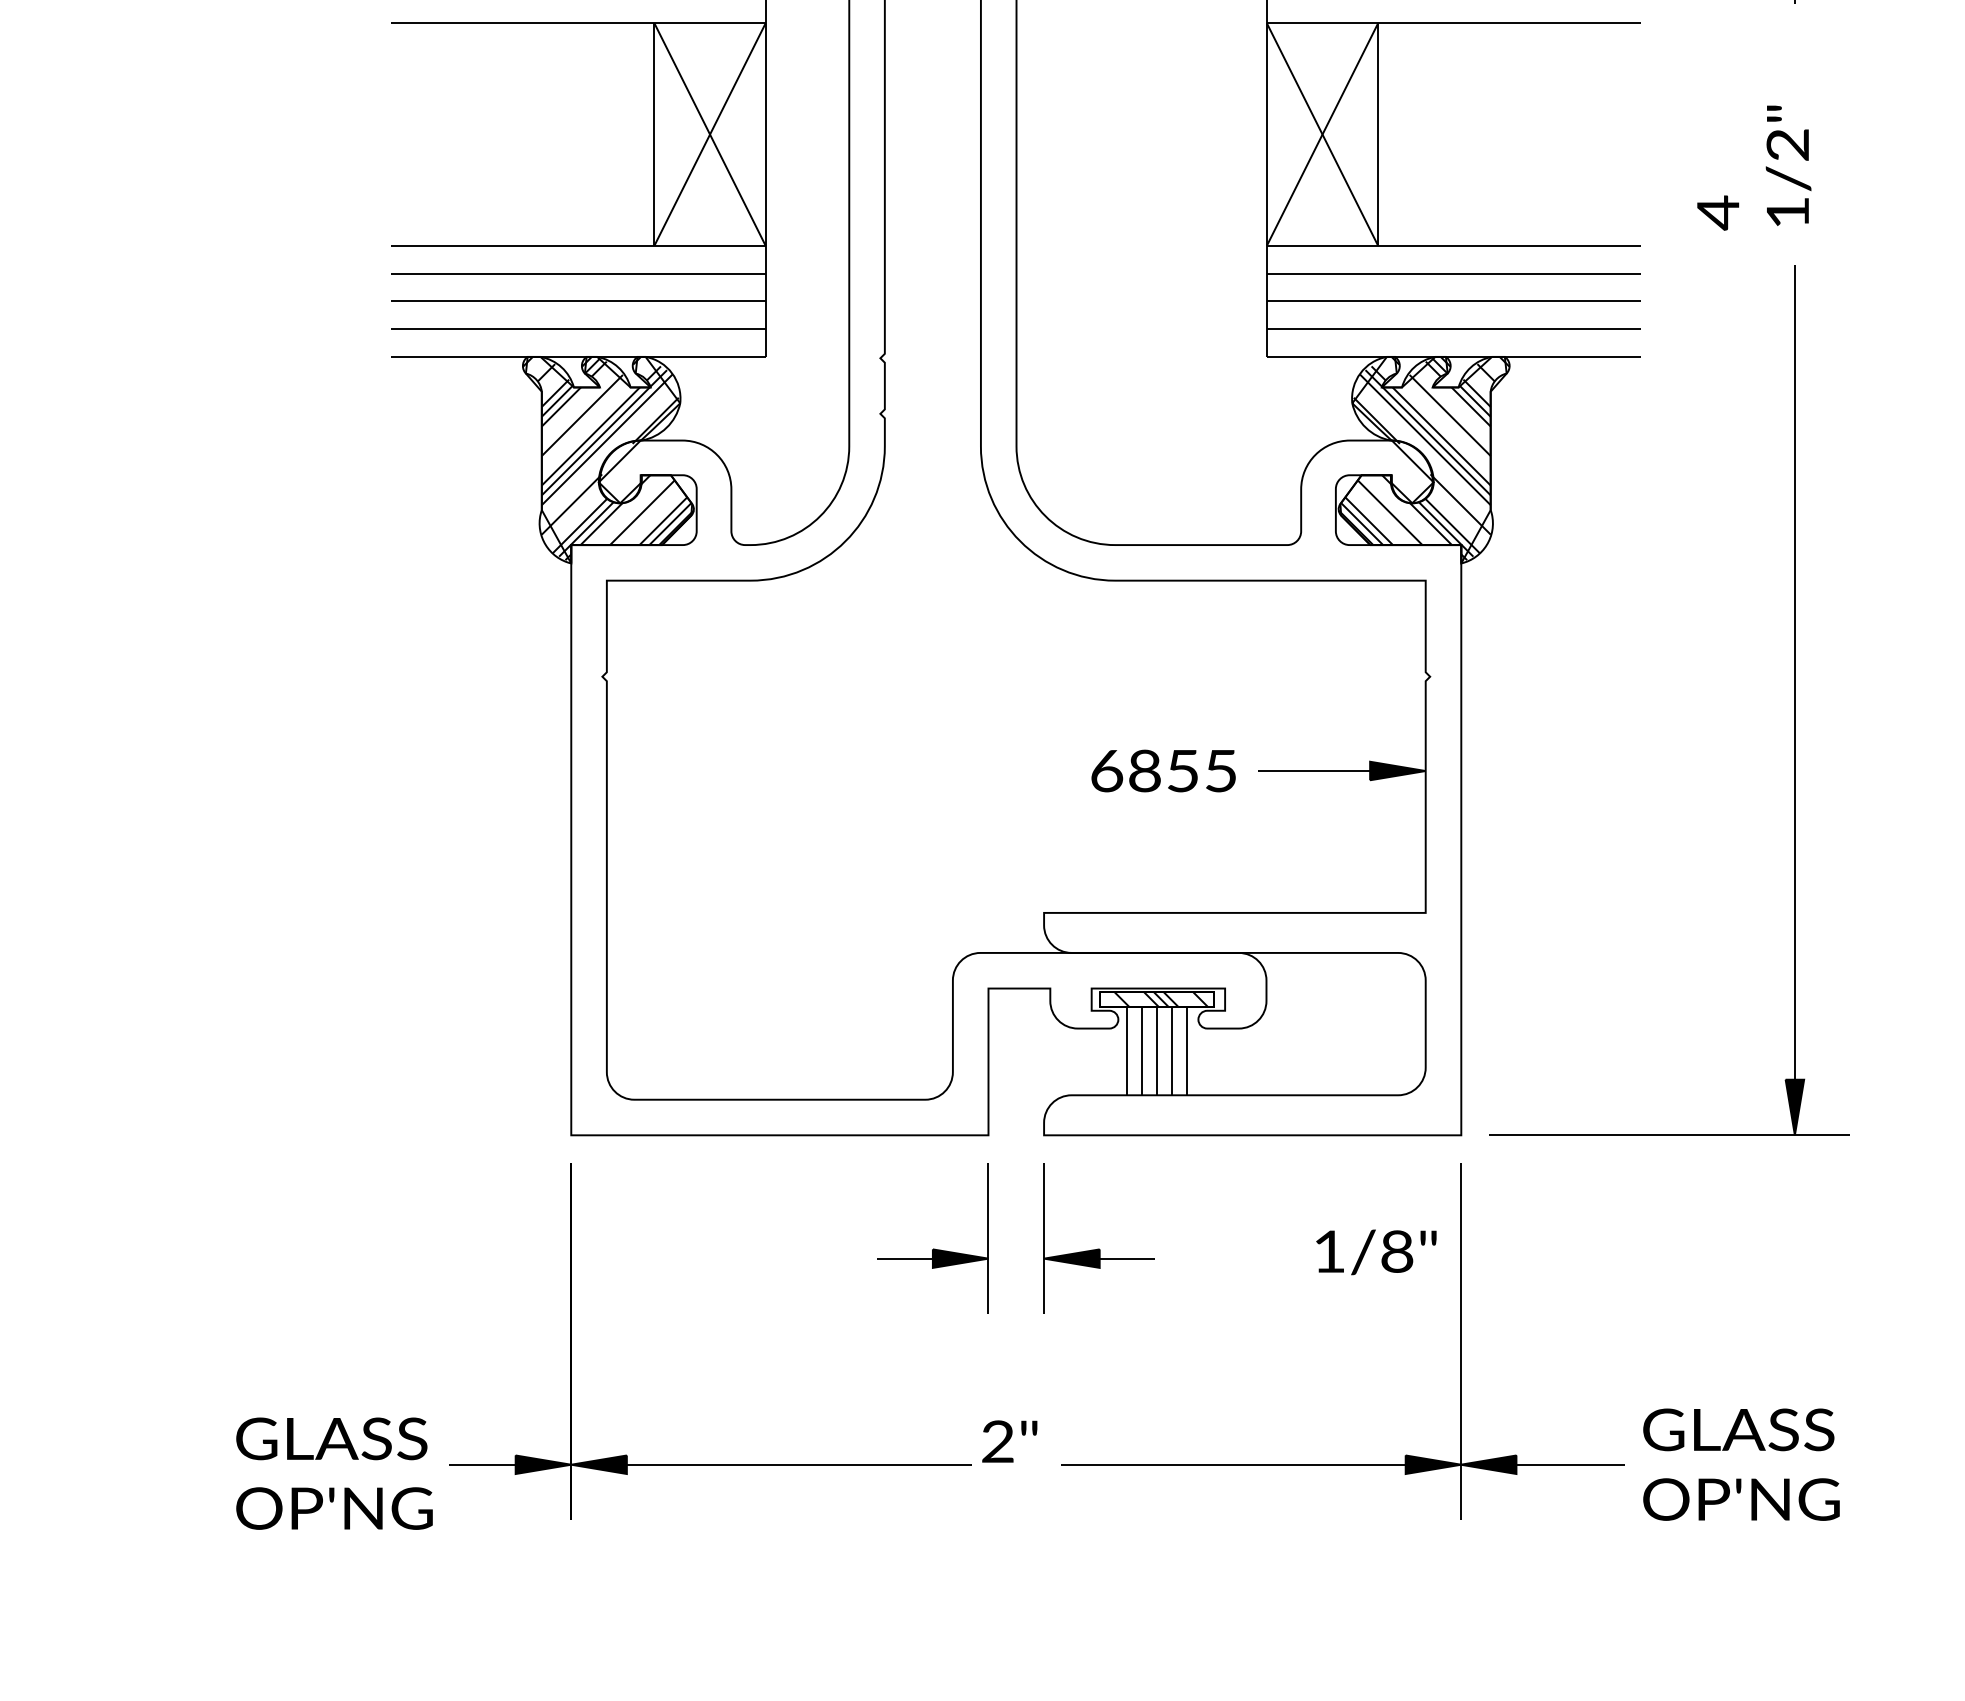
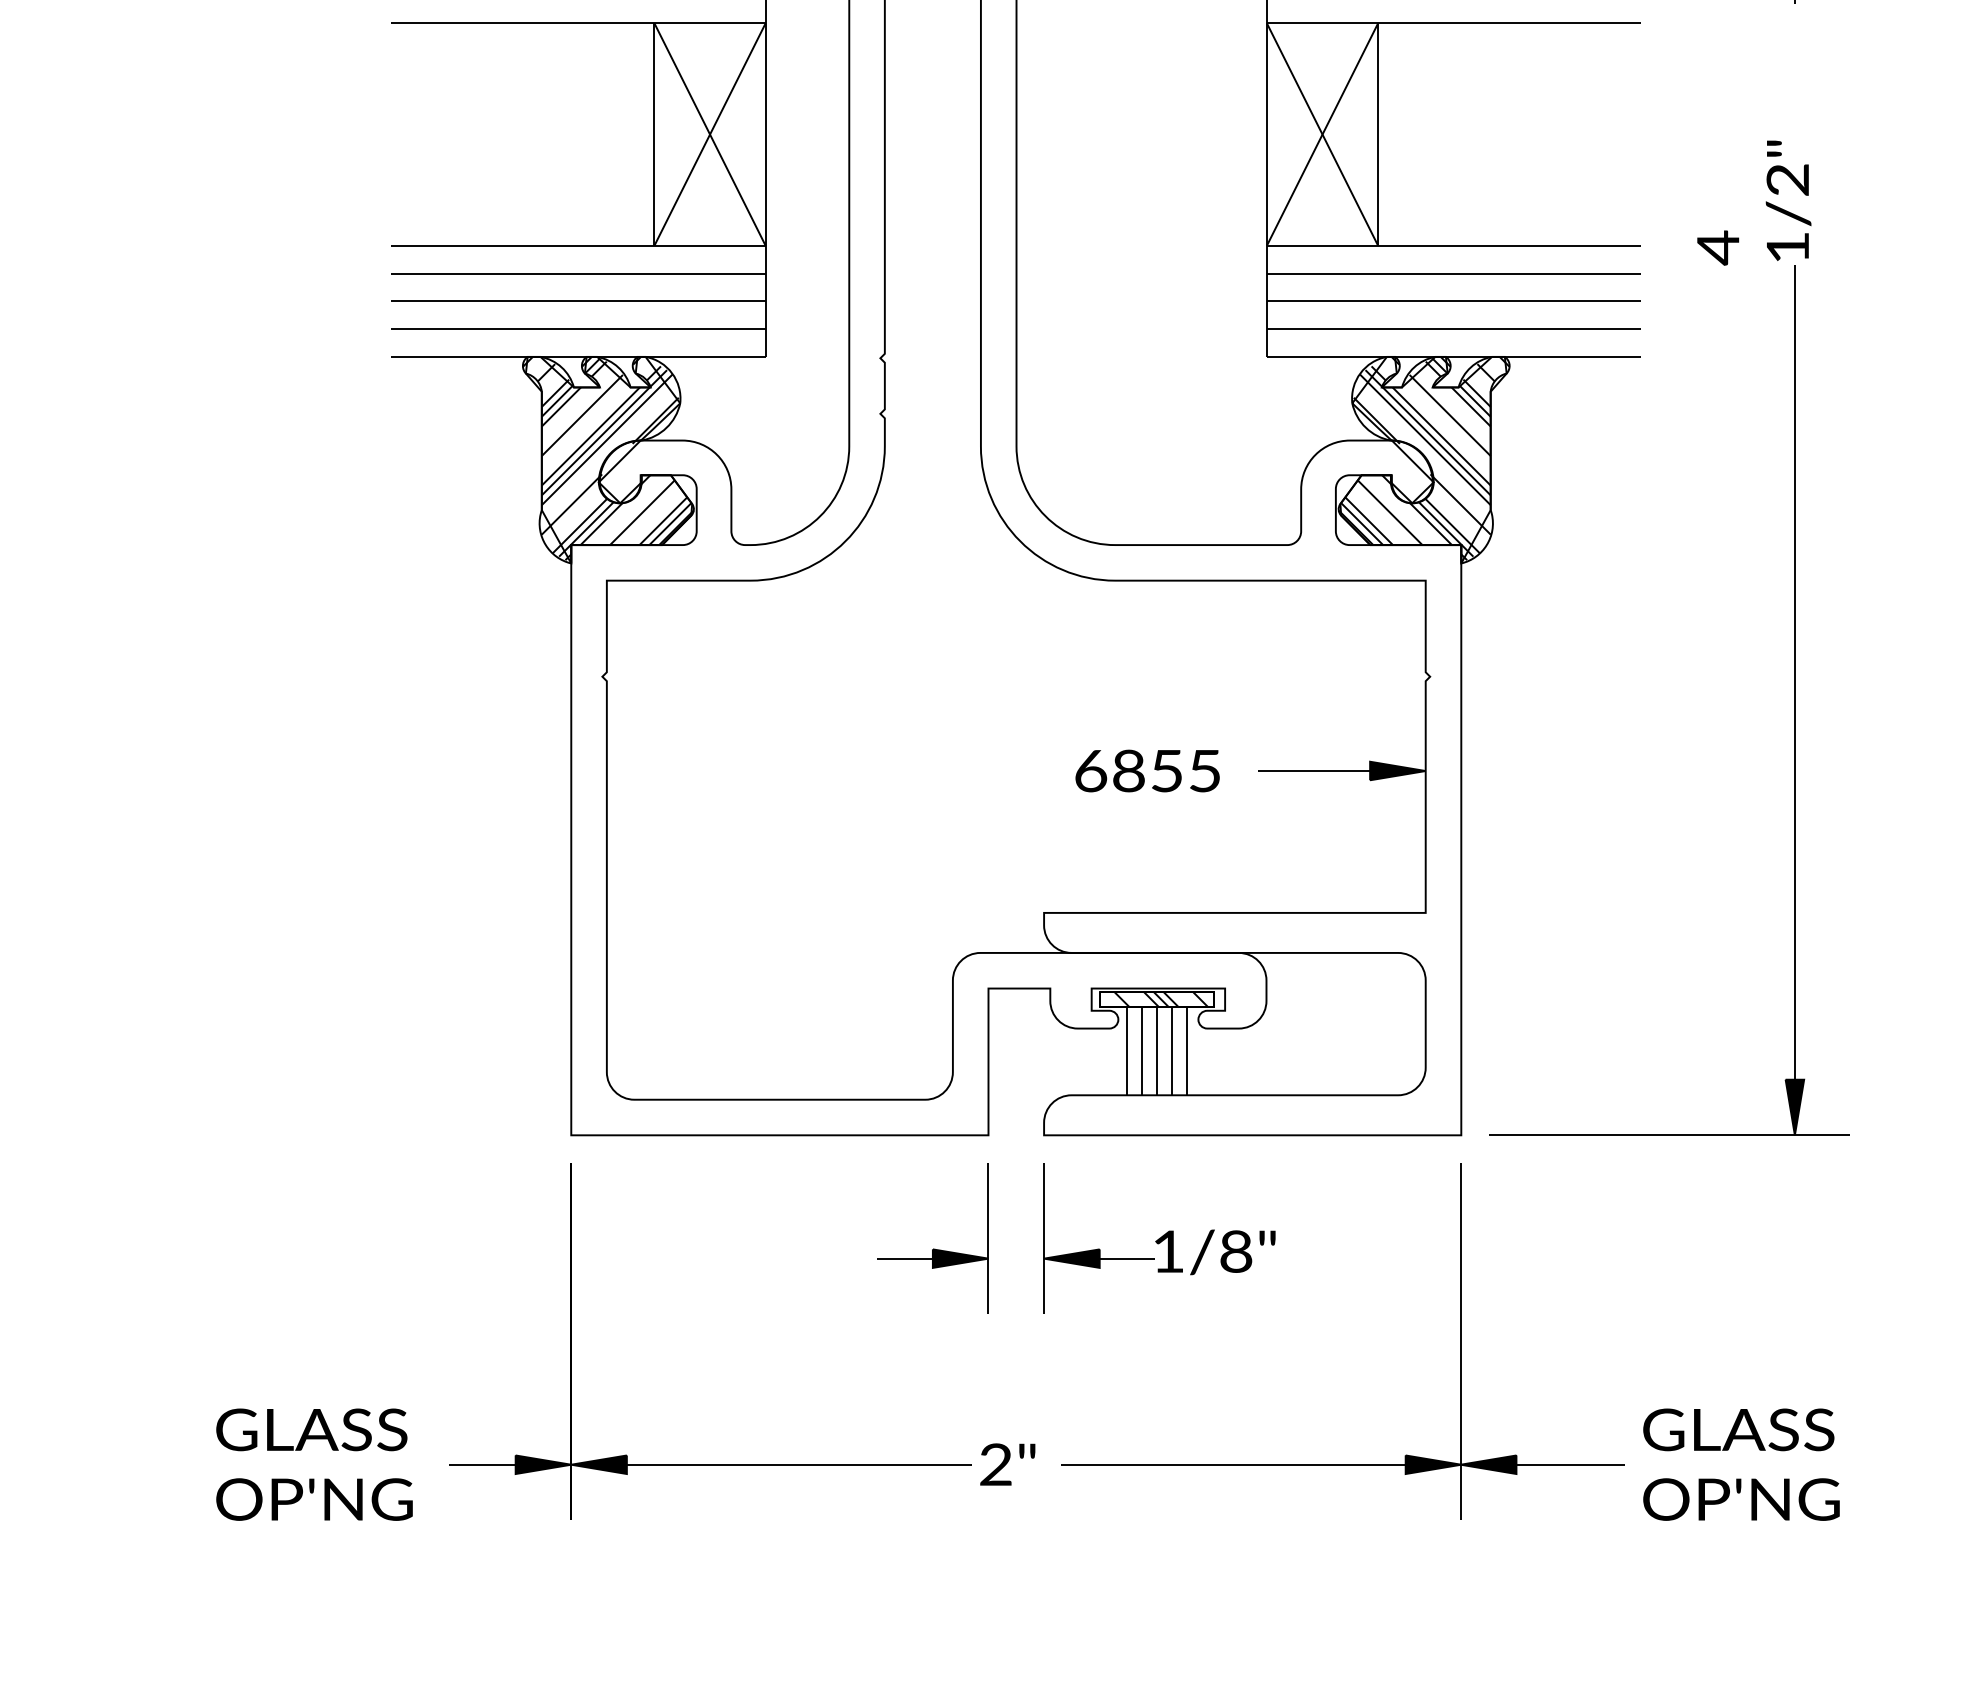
text position: (1754, 167) -> (1754, 202) (1754, 202)
text position: (1163, 770) -> (1147, 770) (1147, 770)
text position: (1376, 1252) -> (1215, 1252) (1215, 1252)
text position: (1009, 1441) -> (1007, 1464) (1007, 1464)
text position: (334, 1473) -> (314, 1464) (314, 1464)
